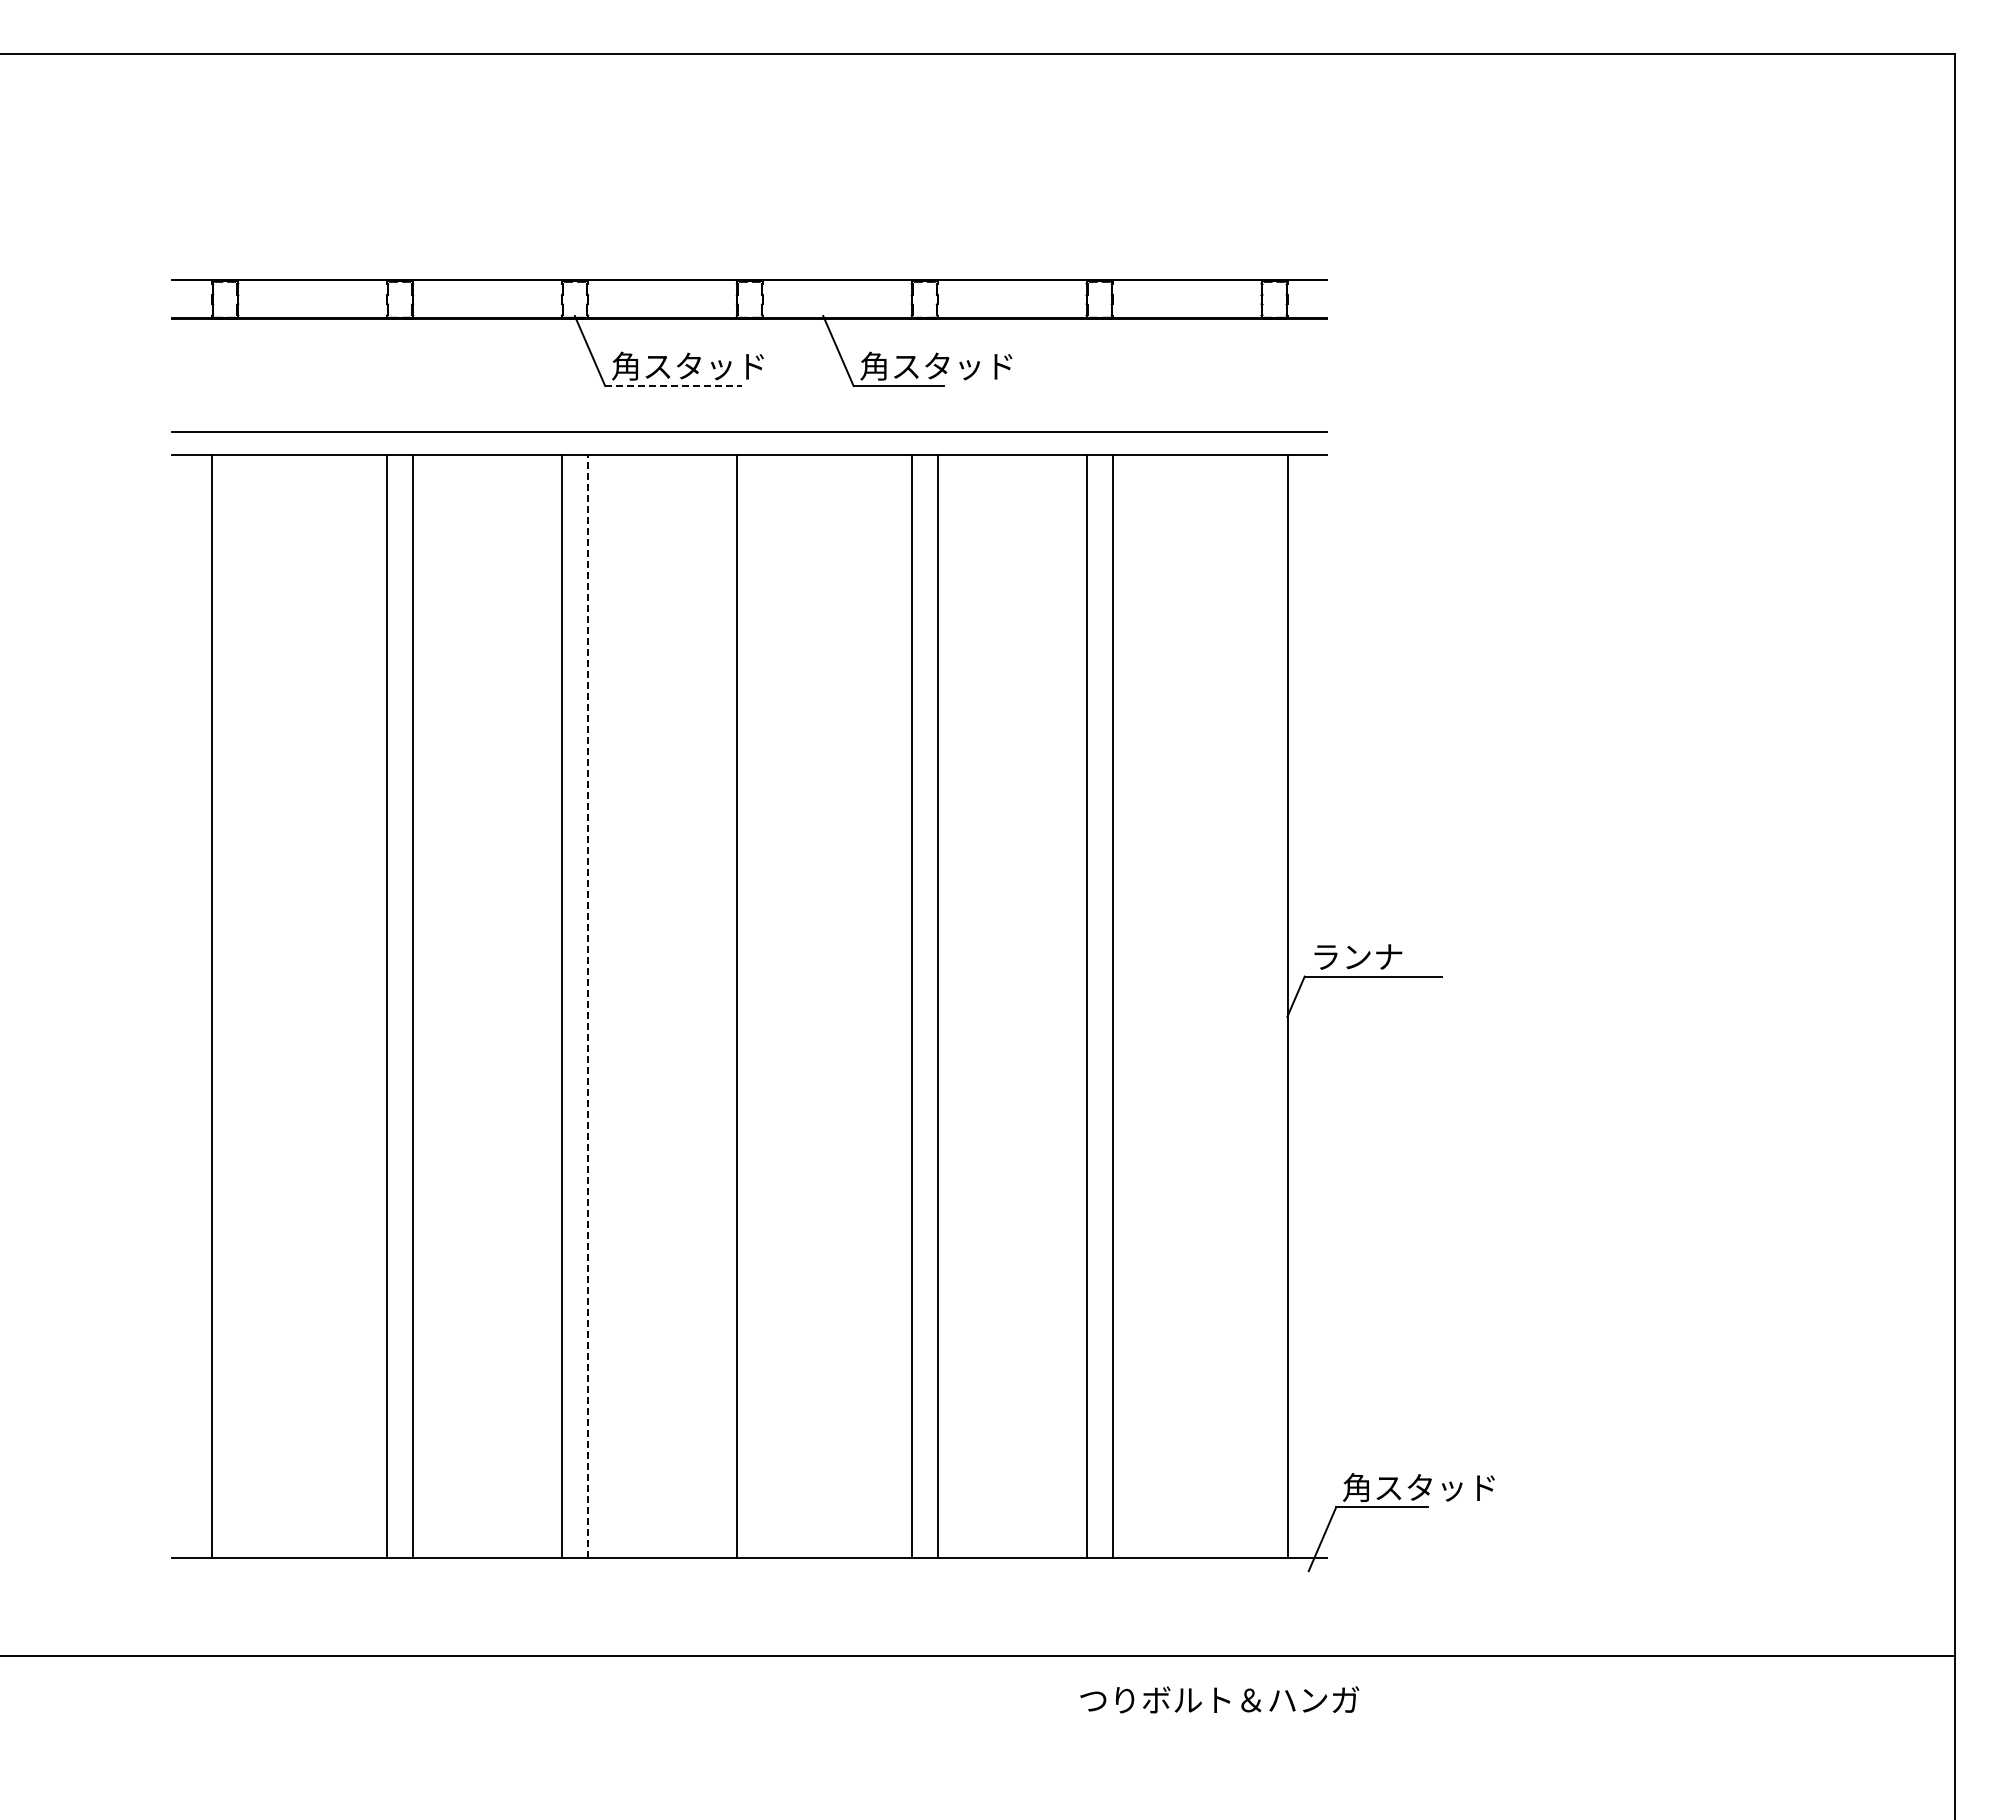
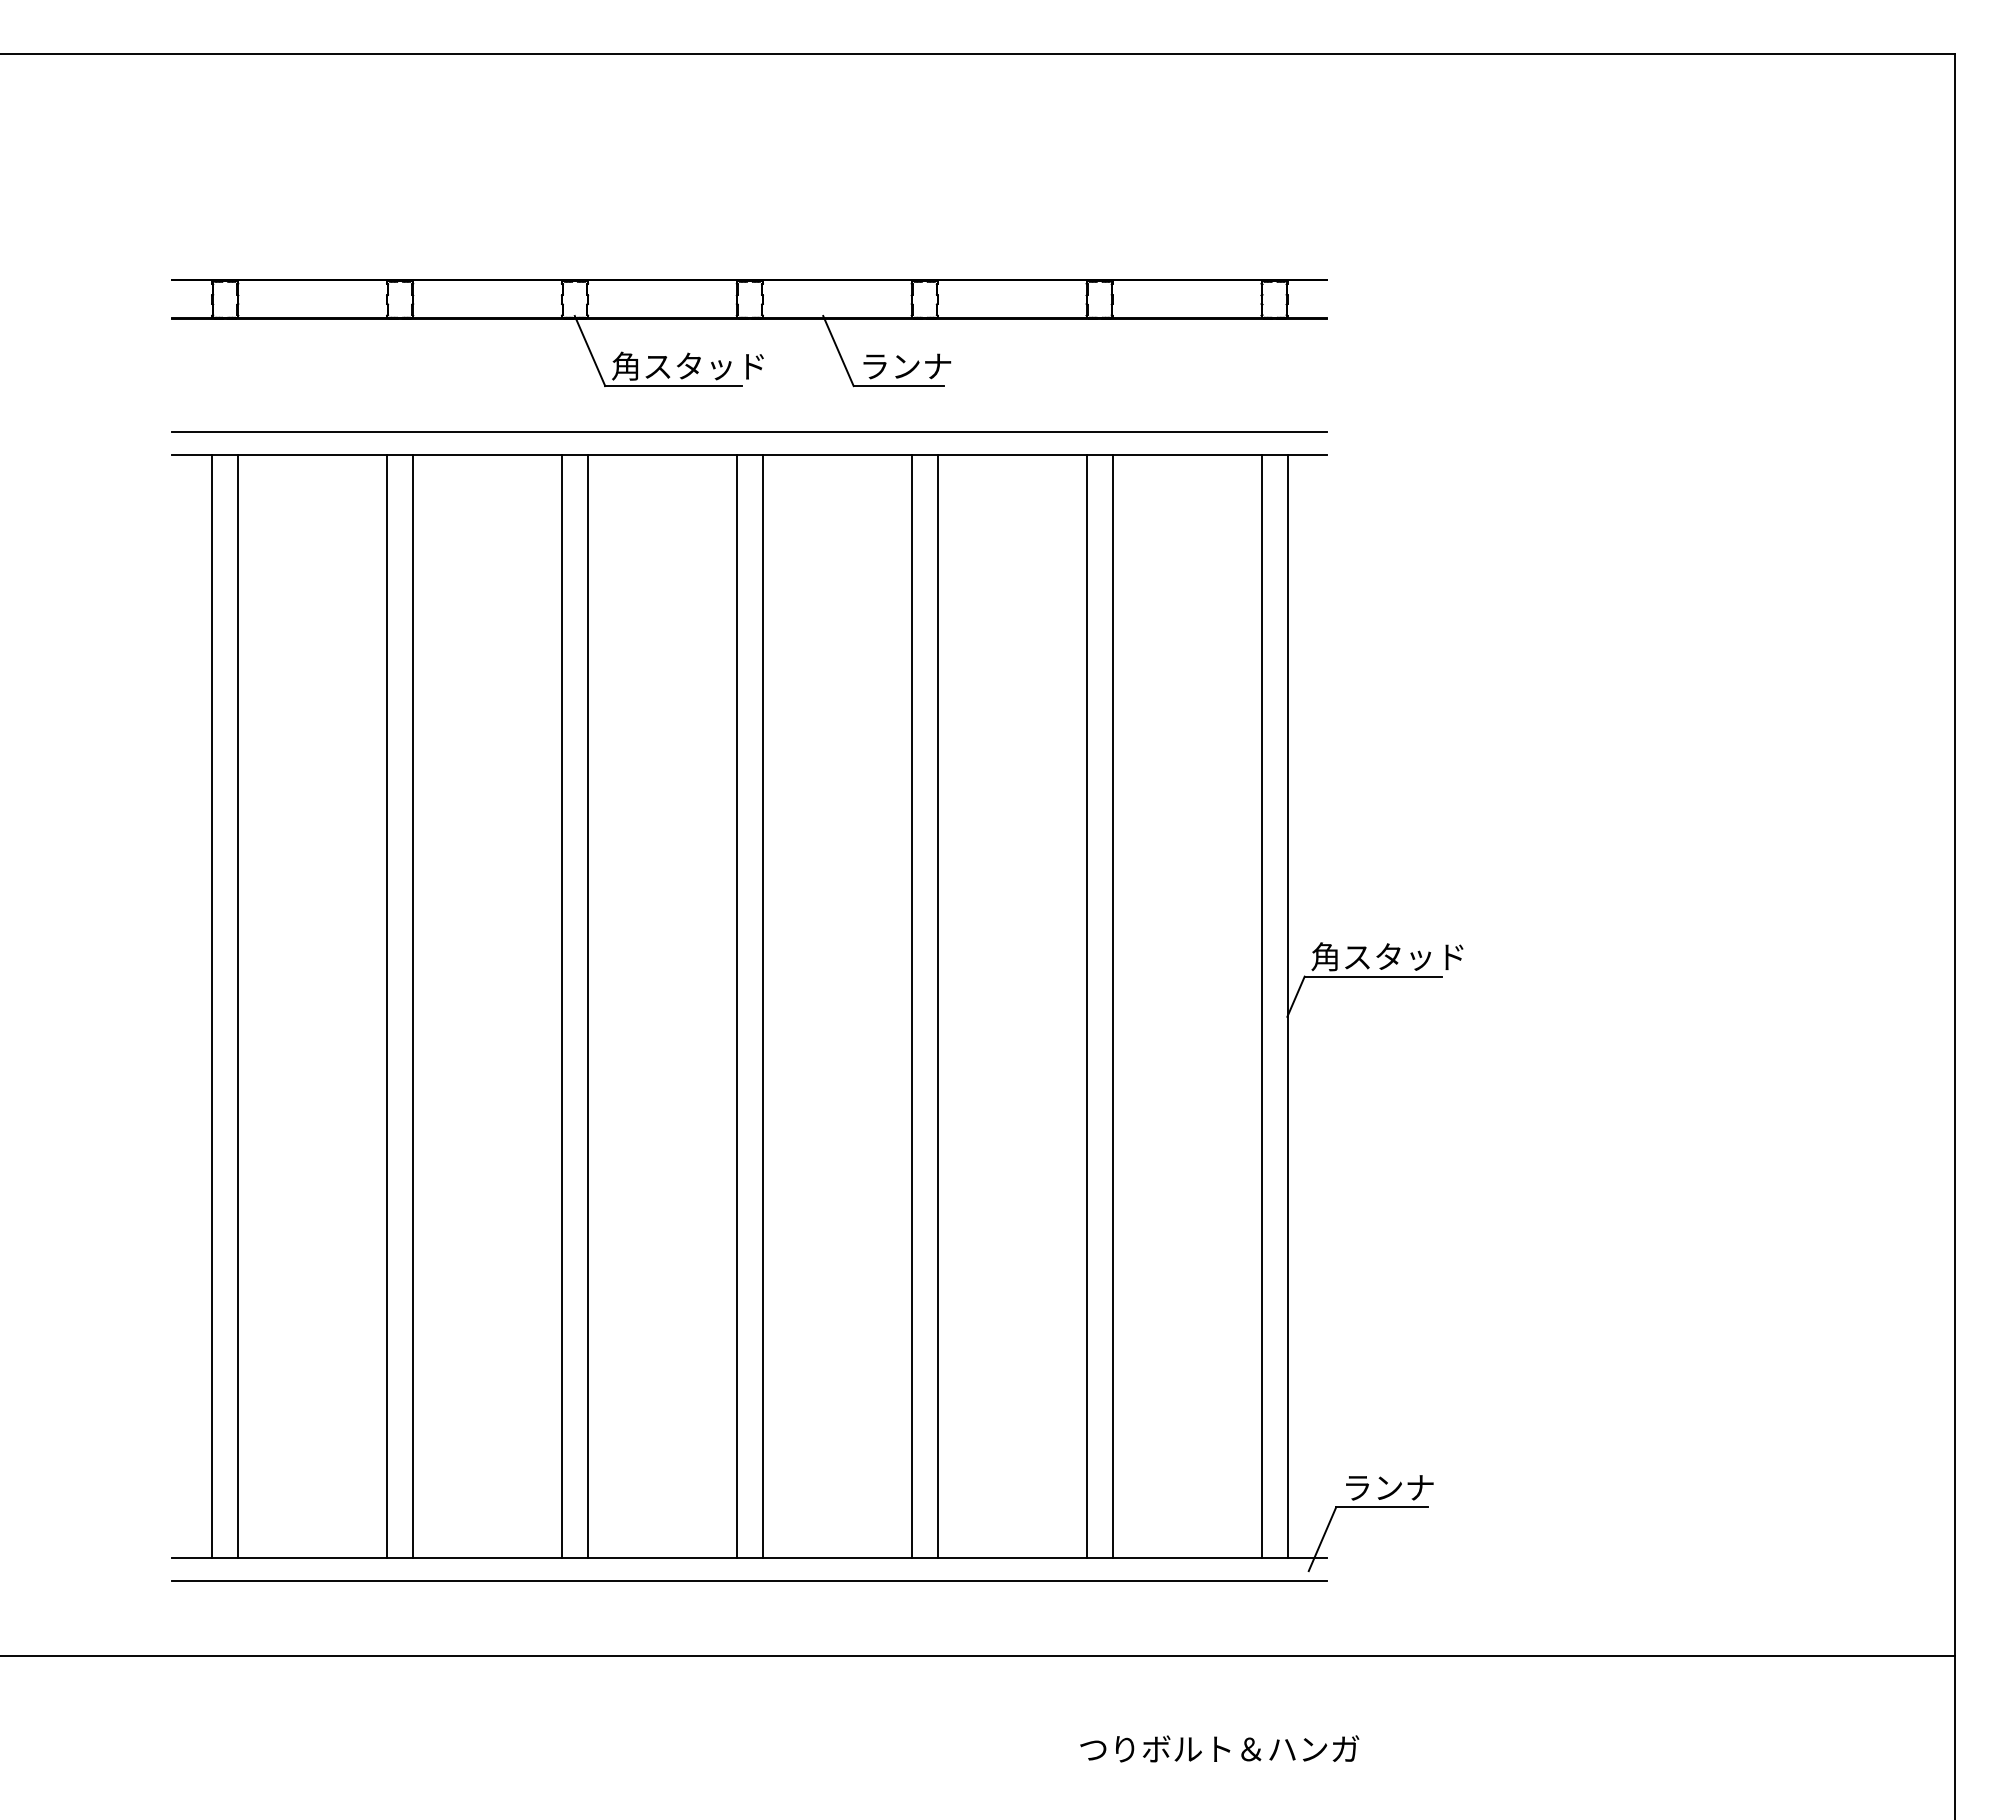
text: 角スタッド -> ランナ (936, 365)
line: dashed -> solid (674, 386)
text: ランナ -> 角スタッド (1387, 956)
line: none -> present (238, 1006)
line: dashed -> solid (587, 1006)
line: none -> present (762, 1006)
line: none -> present (1261, 1006)
text: 角スタッド -> ランナ (1418, 1487)
line: none -> present (749, 1581)
text position: (1219, 1699) -> (1219, 1748) (1219, 1748)
